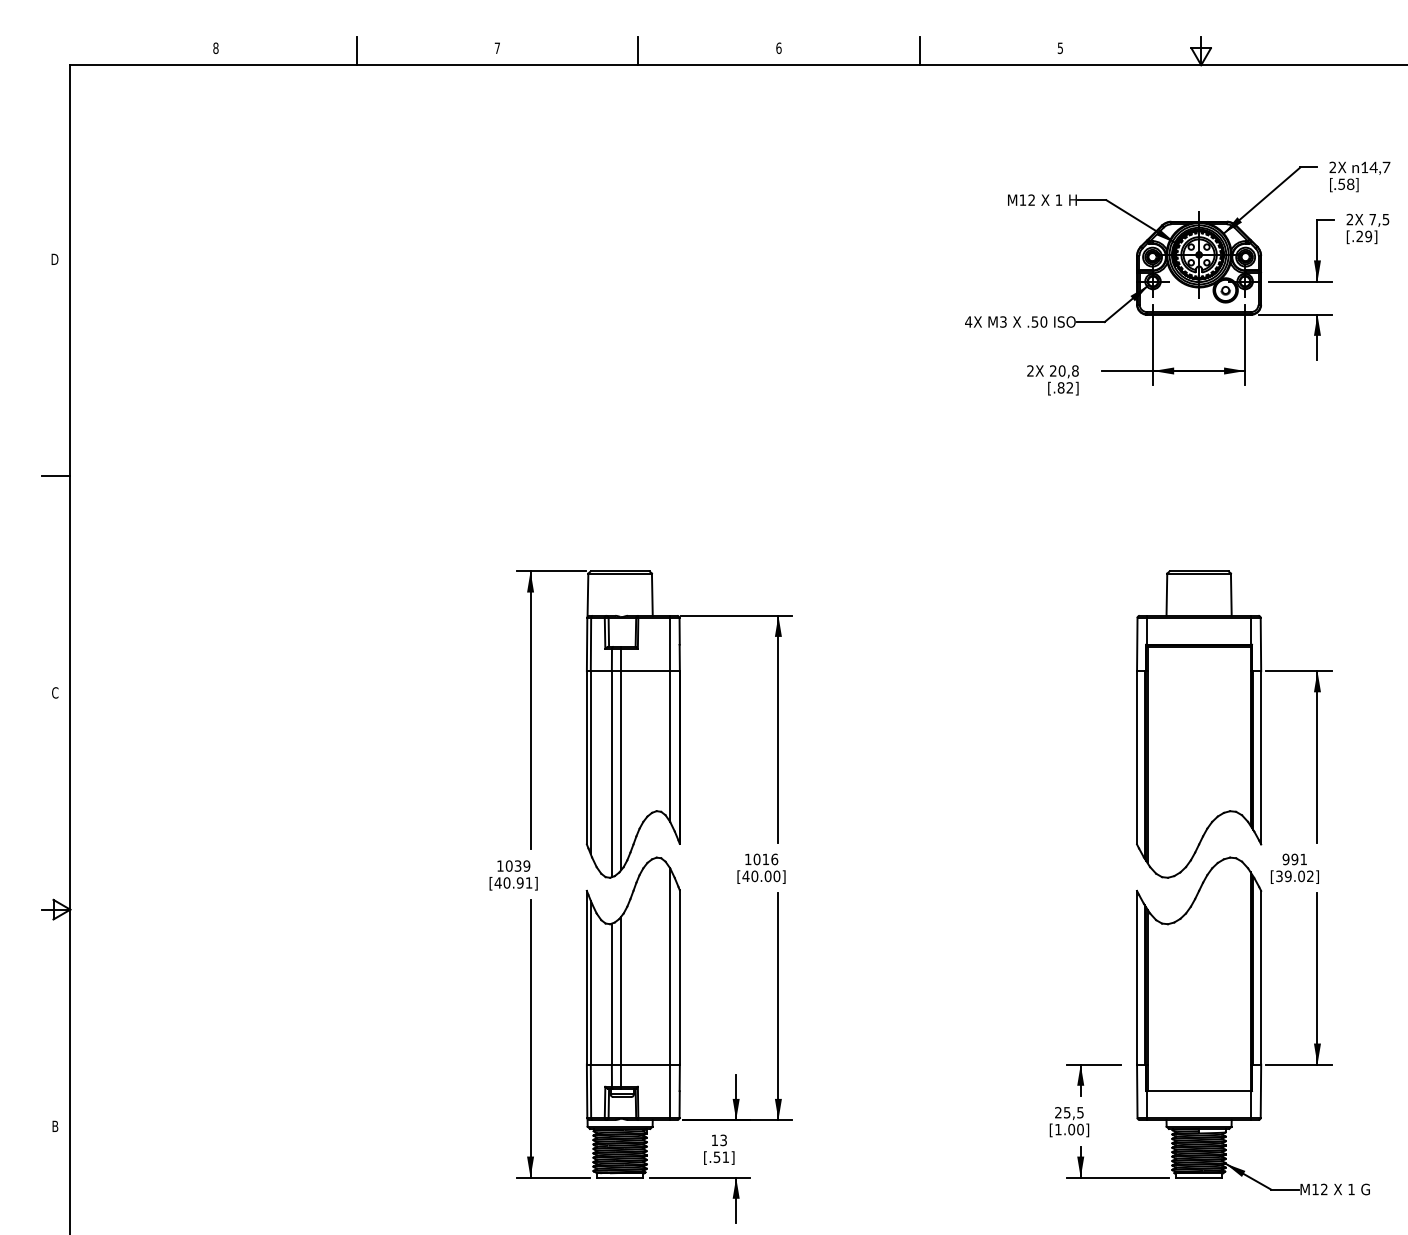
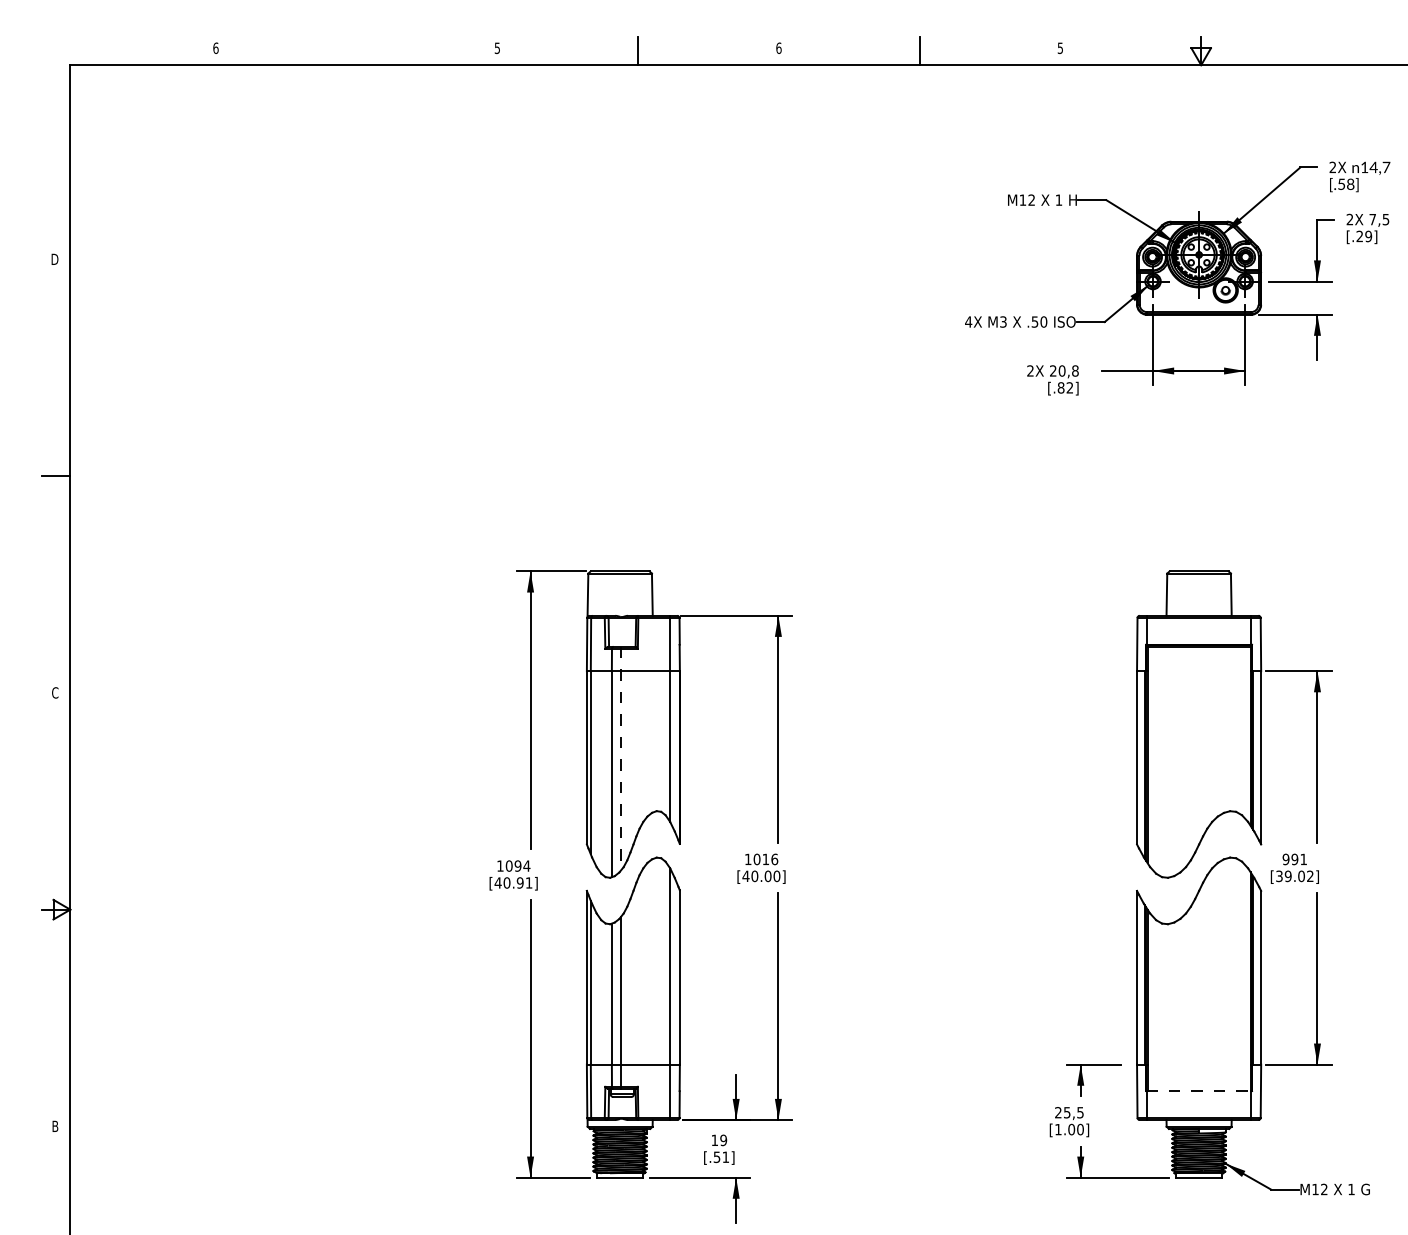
text: 8 -> 6 (215, 47)
text: 7 -> 5 (496, 48)
line: present -> none (356, 51)
line: solid -> dashed (621, 758)
text: 1039 -> 1094 (522, 865)
line: solid -> dashed (1199, 1091)
text: 13 -> 19 (723, 1139)
